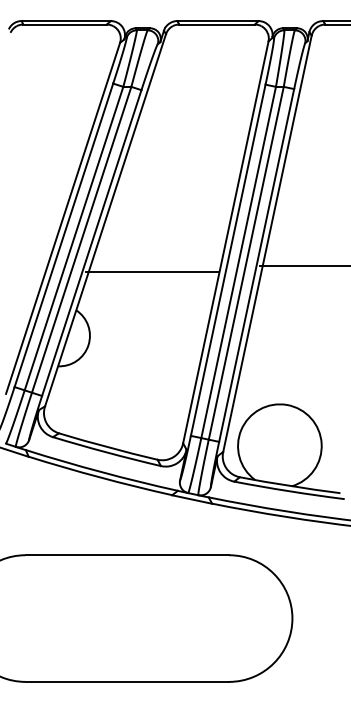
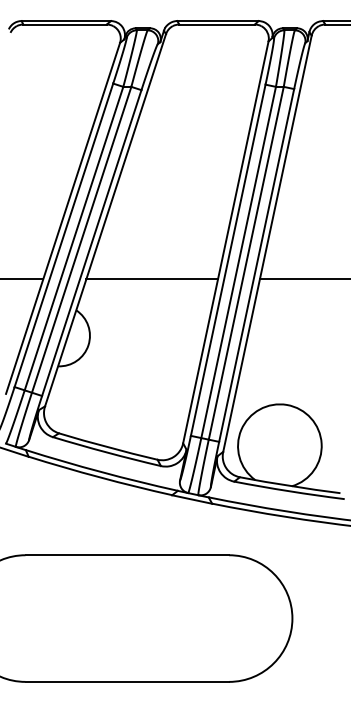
line position: (303, 266) -> (303, 279) (303, 279)
line position: (152, 272) -> (152, 279) (152, 279)
line: none -> present (22, 279)
